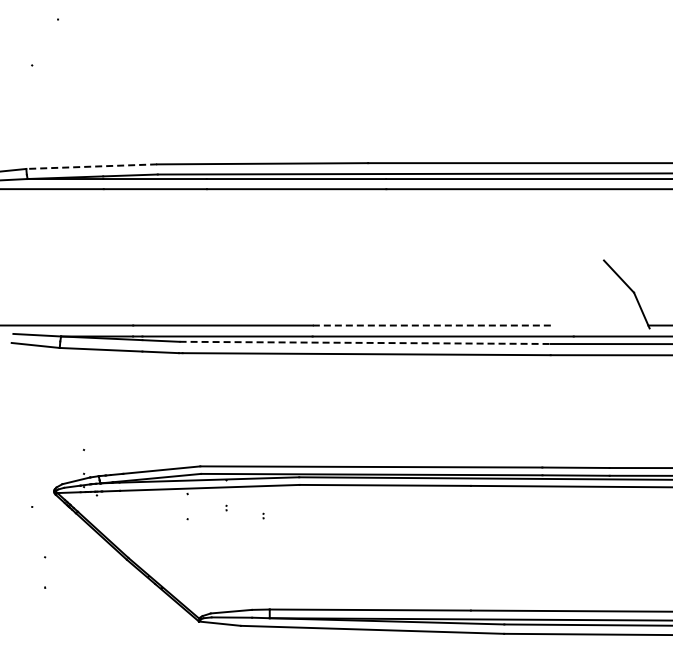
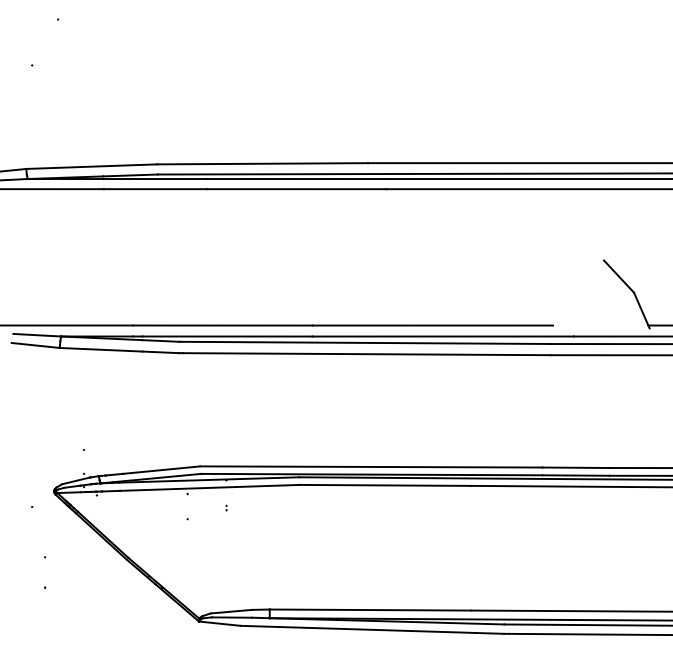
line: dashed -> solid (91, 166)
line: dashed -> solid (433, 325)
line: dashed -> solid (365, 342)
part: present -> none (263, 515)
